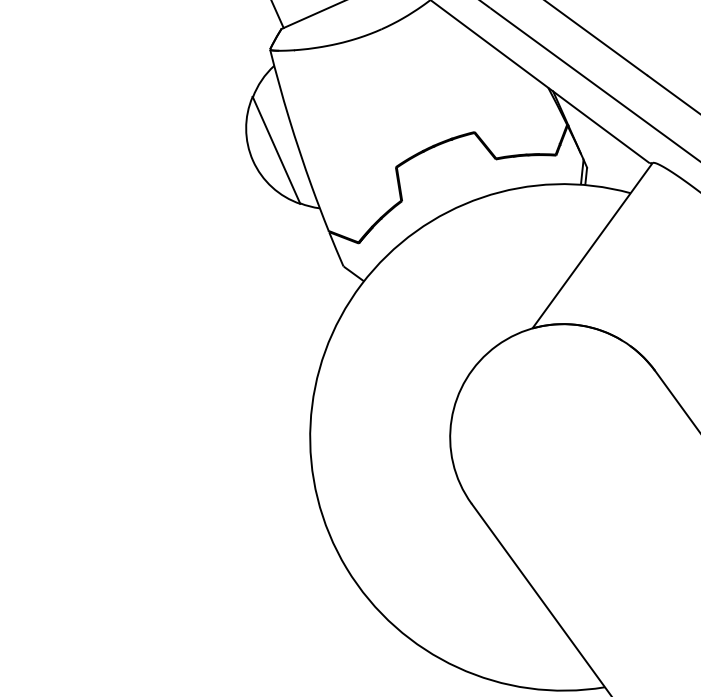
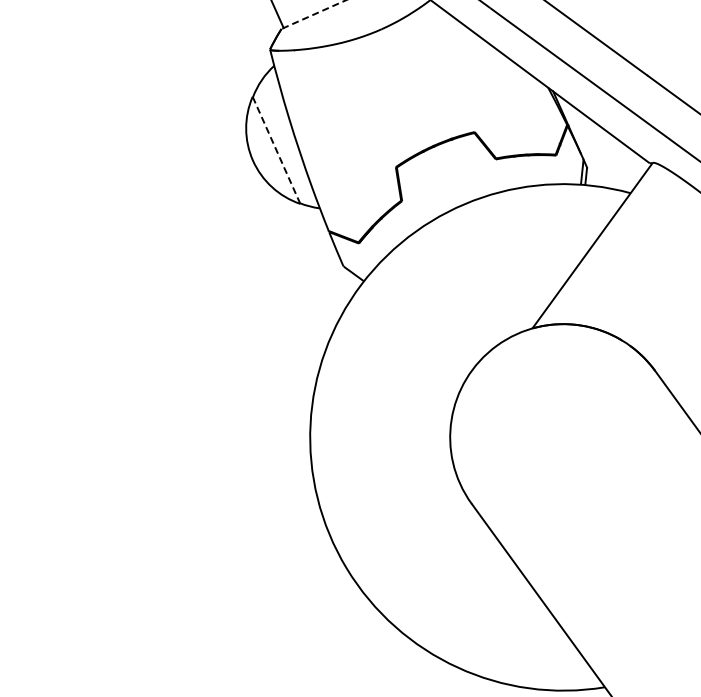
line: solid -> dashed (313, 14)
line: solid -> dashed (276, 150)
